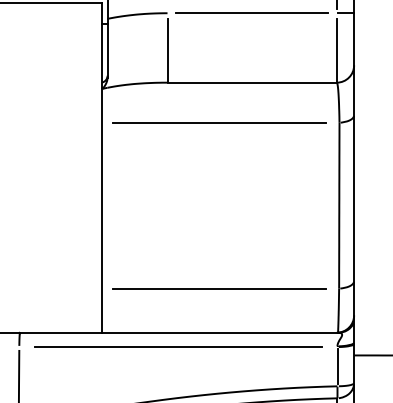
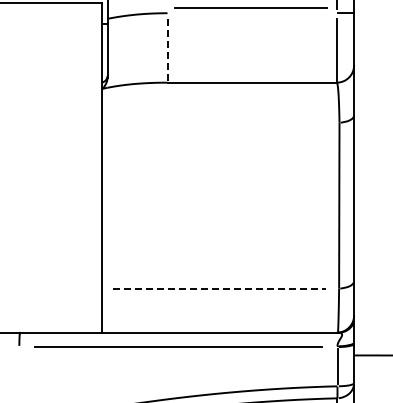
line position: (251, 12) -> (250, 7) (250, 7)
line: solid -> dashed (167, 50)
line: present -> none (219, 122)
line: solid -> dashed (219, 288)
line: present -> none (18, 374)
